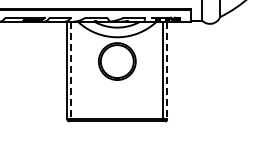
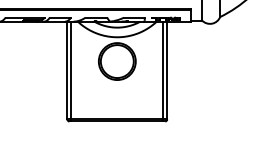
line: dashed -> solid (71, 70)
line: dashed -> solid (167, 70)
